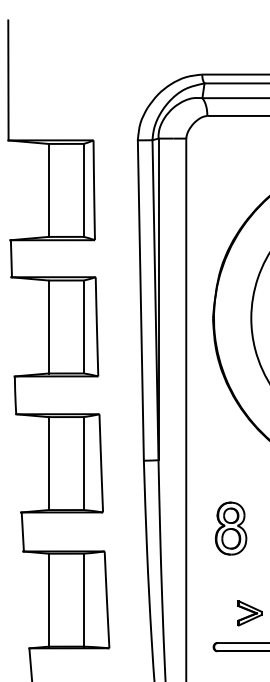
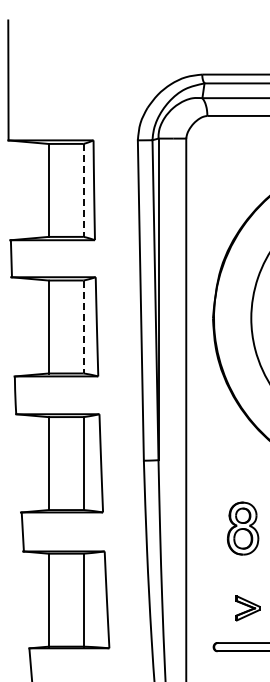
line: solid -> dashed (83, 190)
line: solid -> dashed (83, 327)
part position: (231, 528) -> (243, 528) (243, 528)
part position: (249, 613) -> (247, 608) (247, 608)
